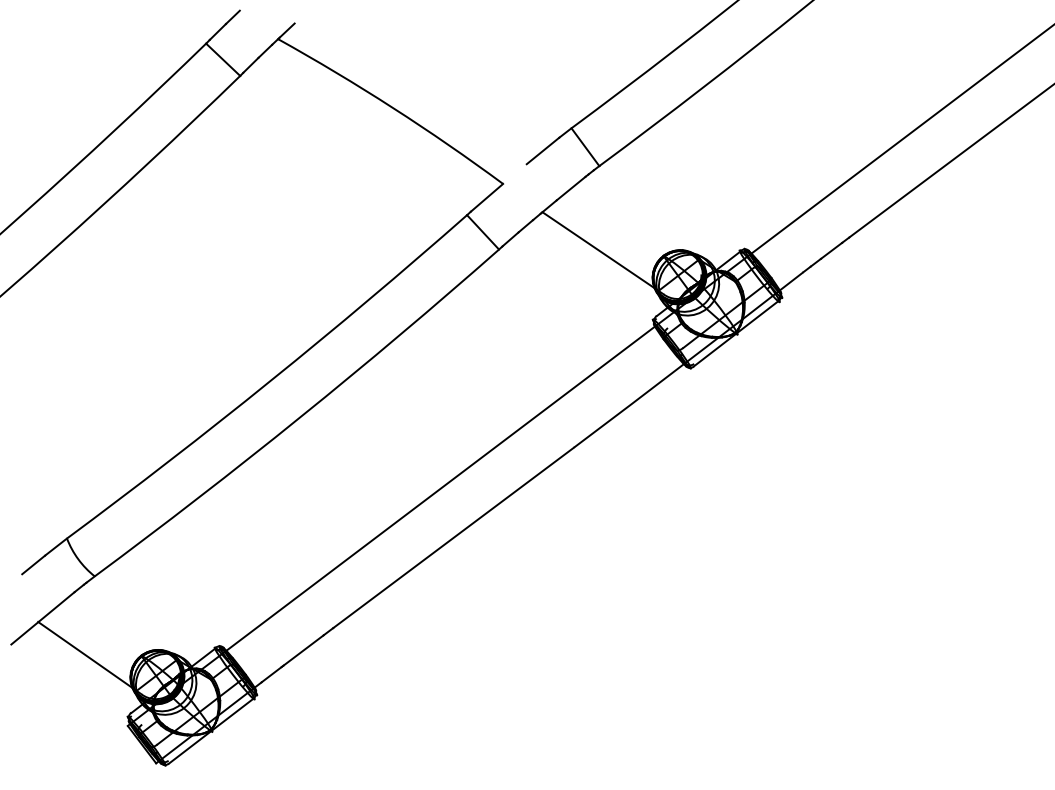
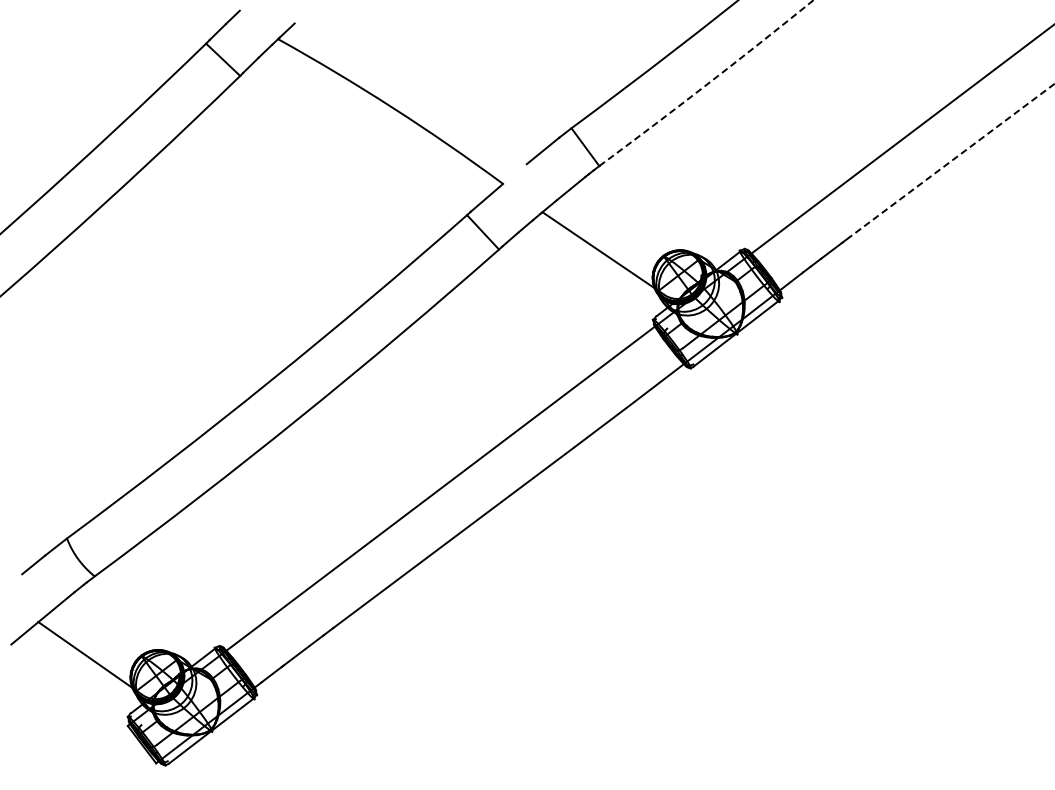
arc: solid -> dashed (706, 84)
line: solid -> dashed (951, 160)
